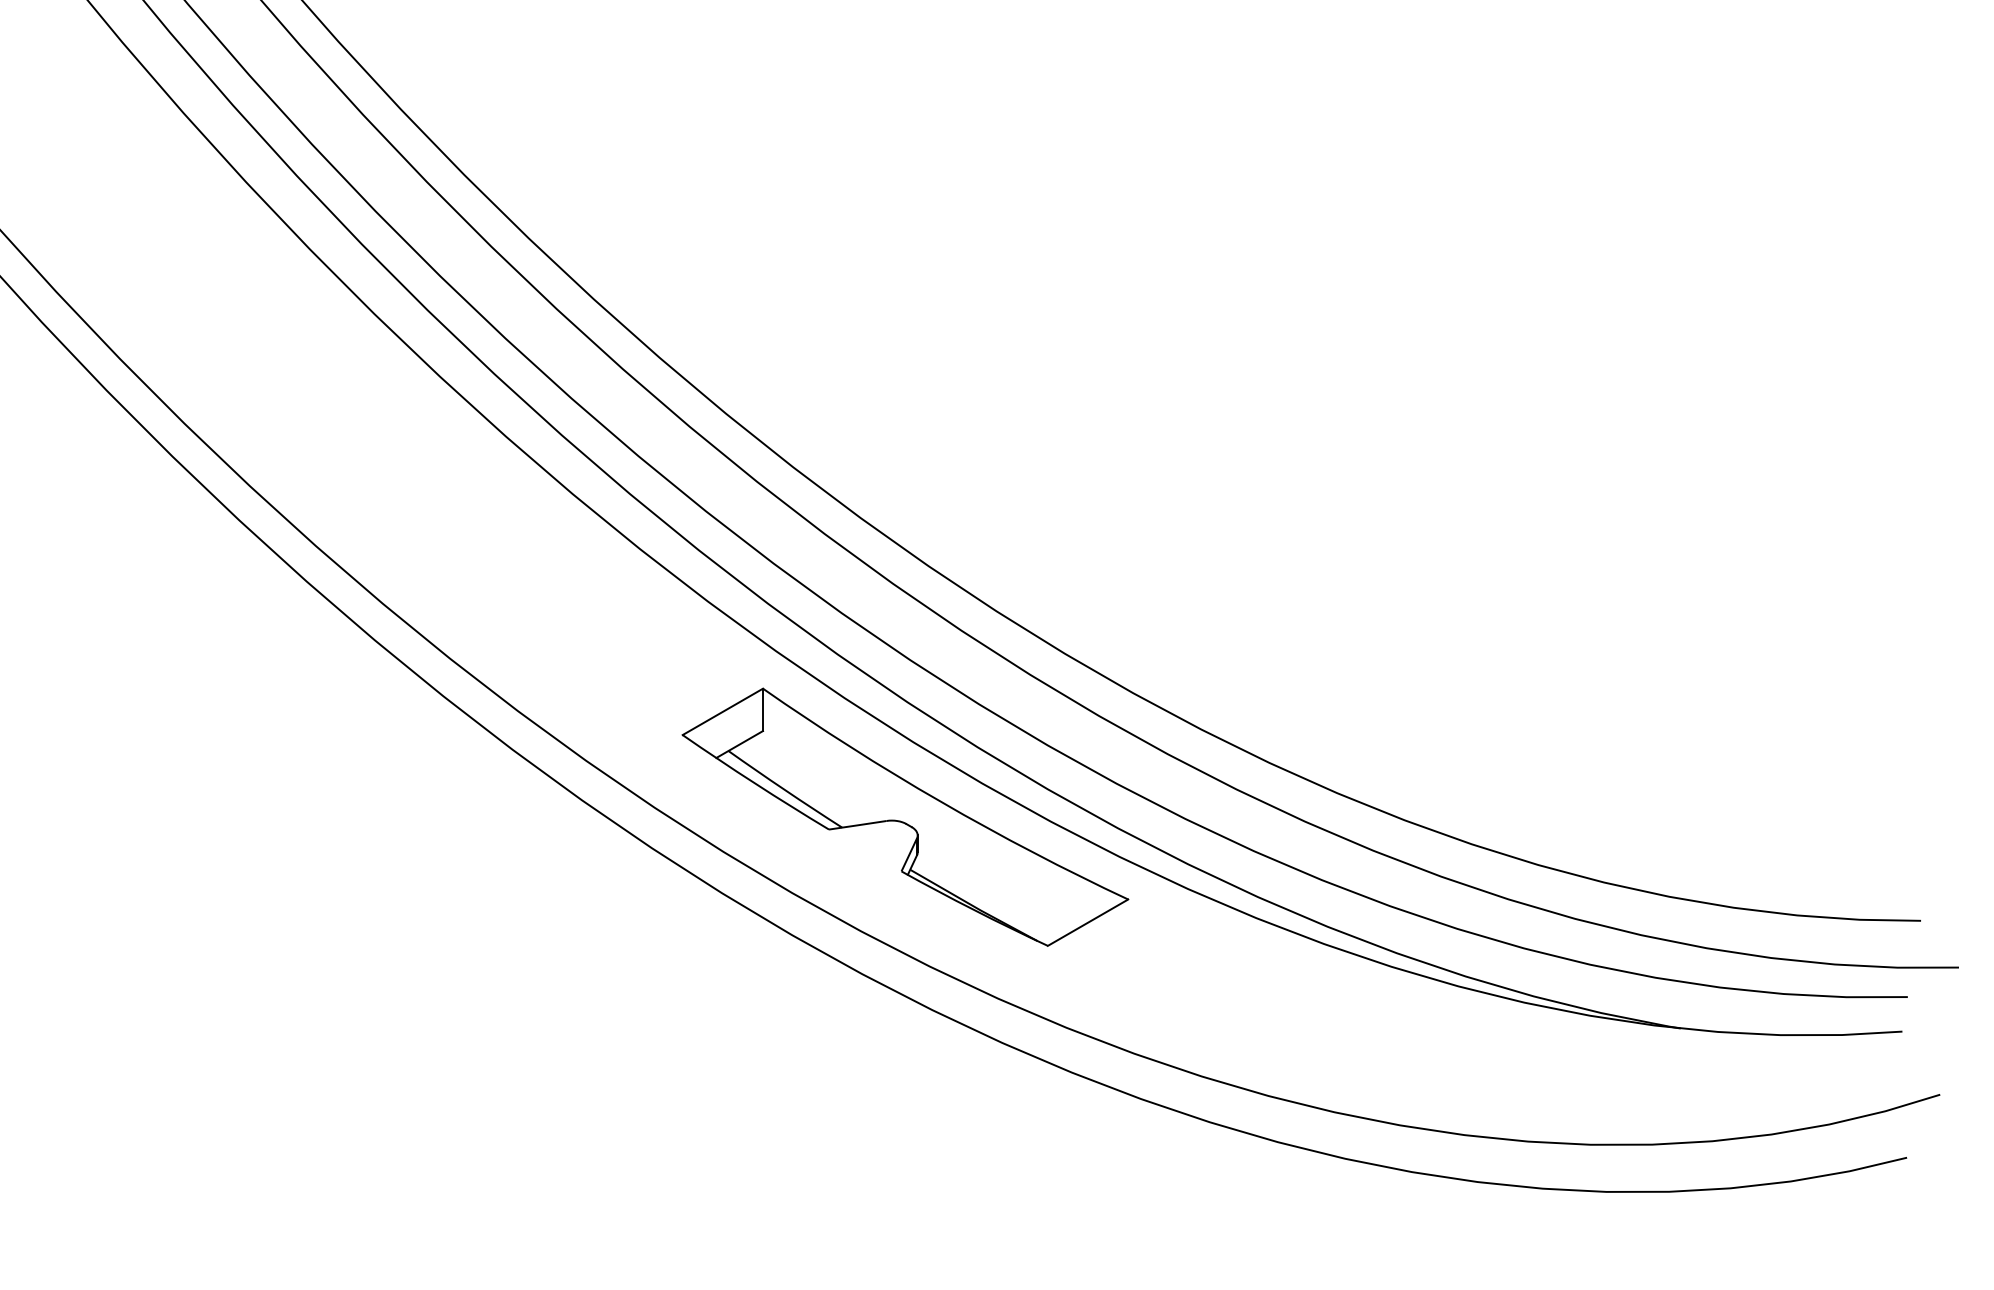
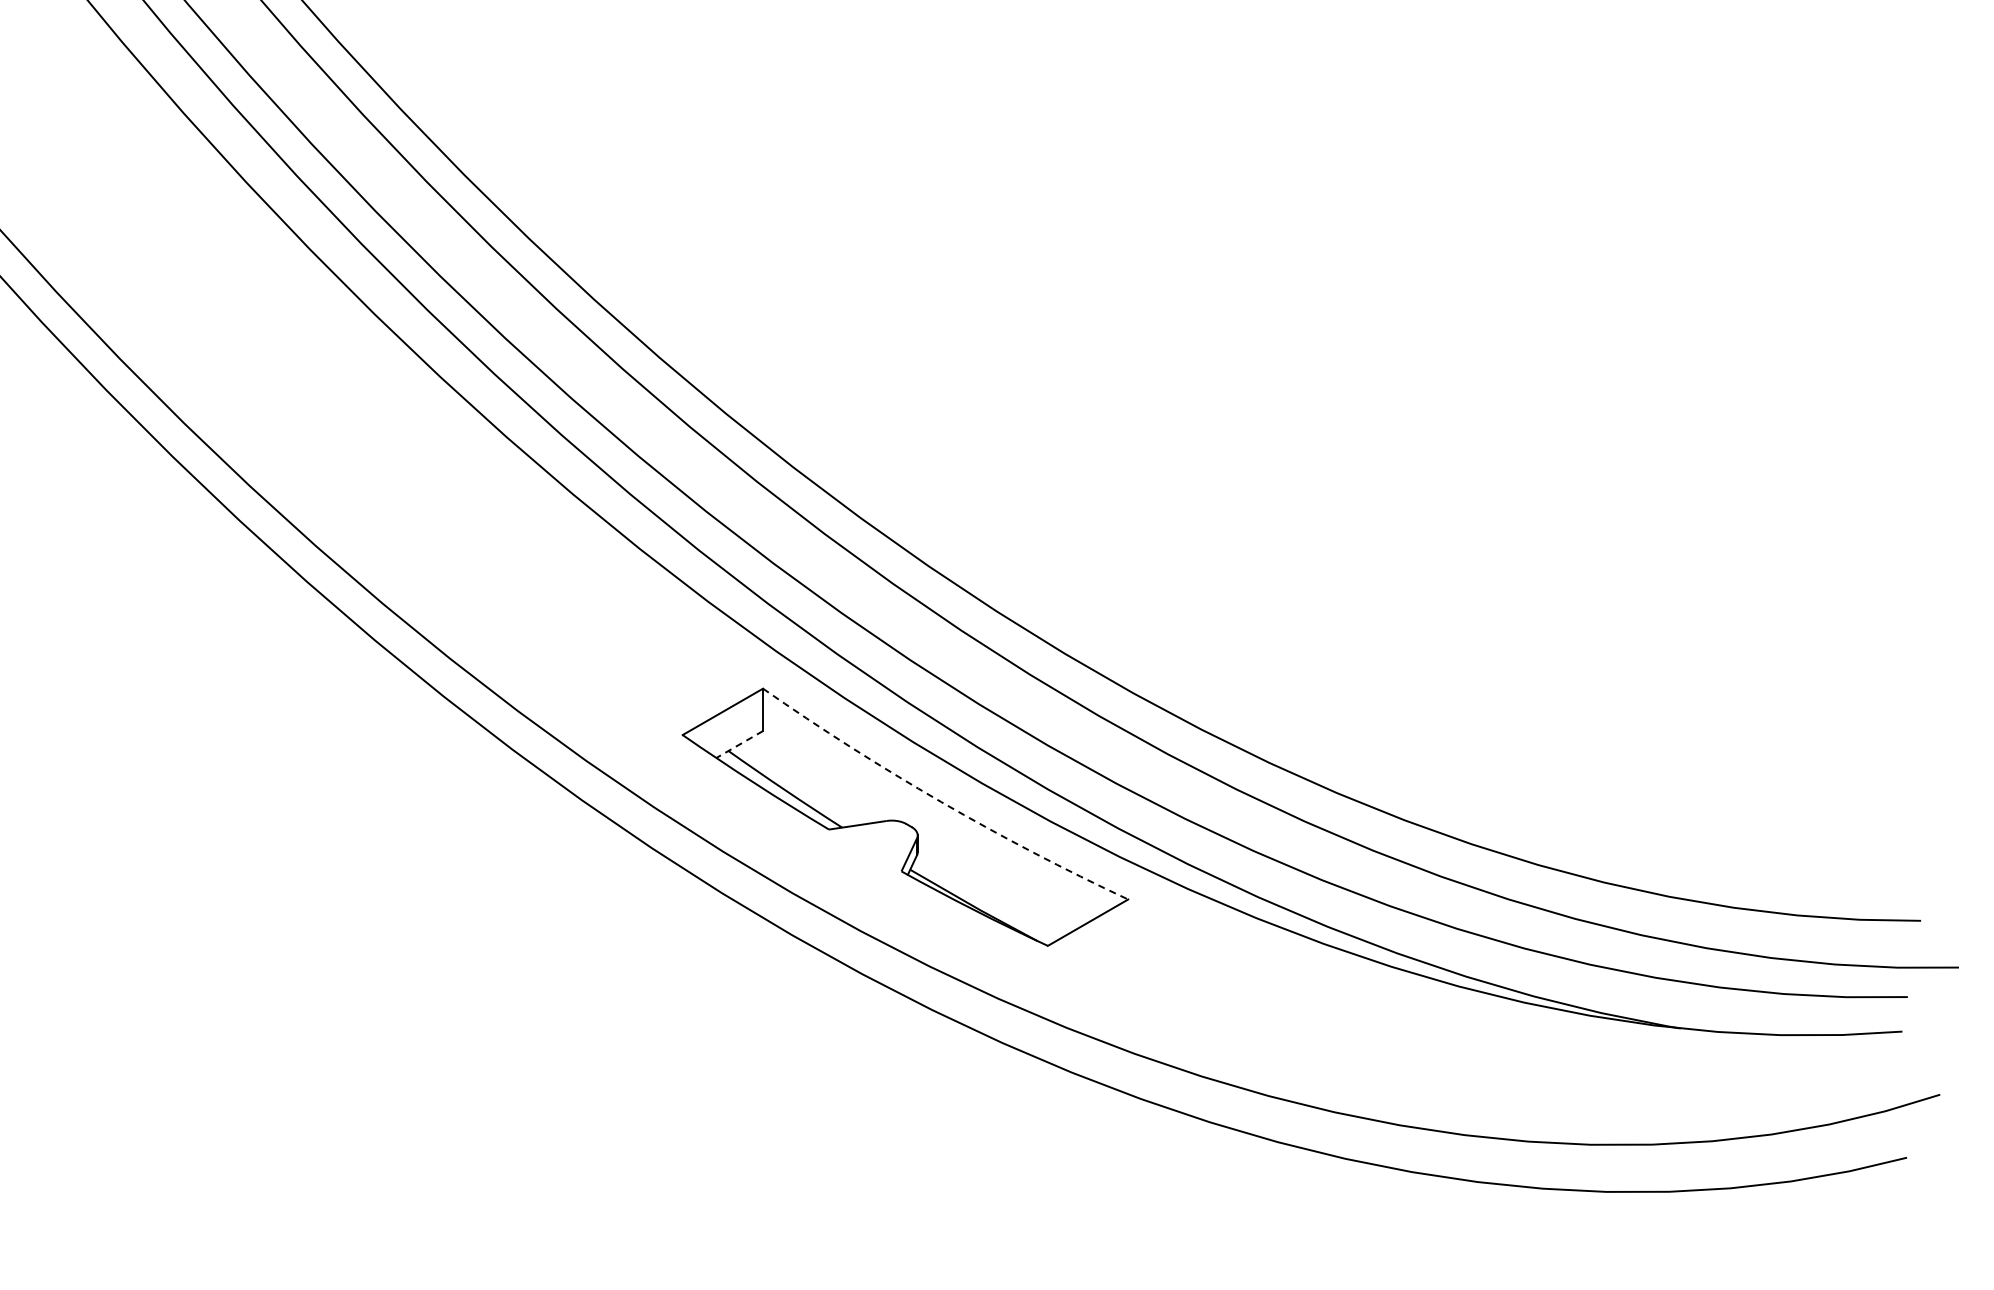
line: solid -> dashed (739, 744)
arc: solid -> dashed (941, 801)
